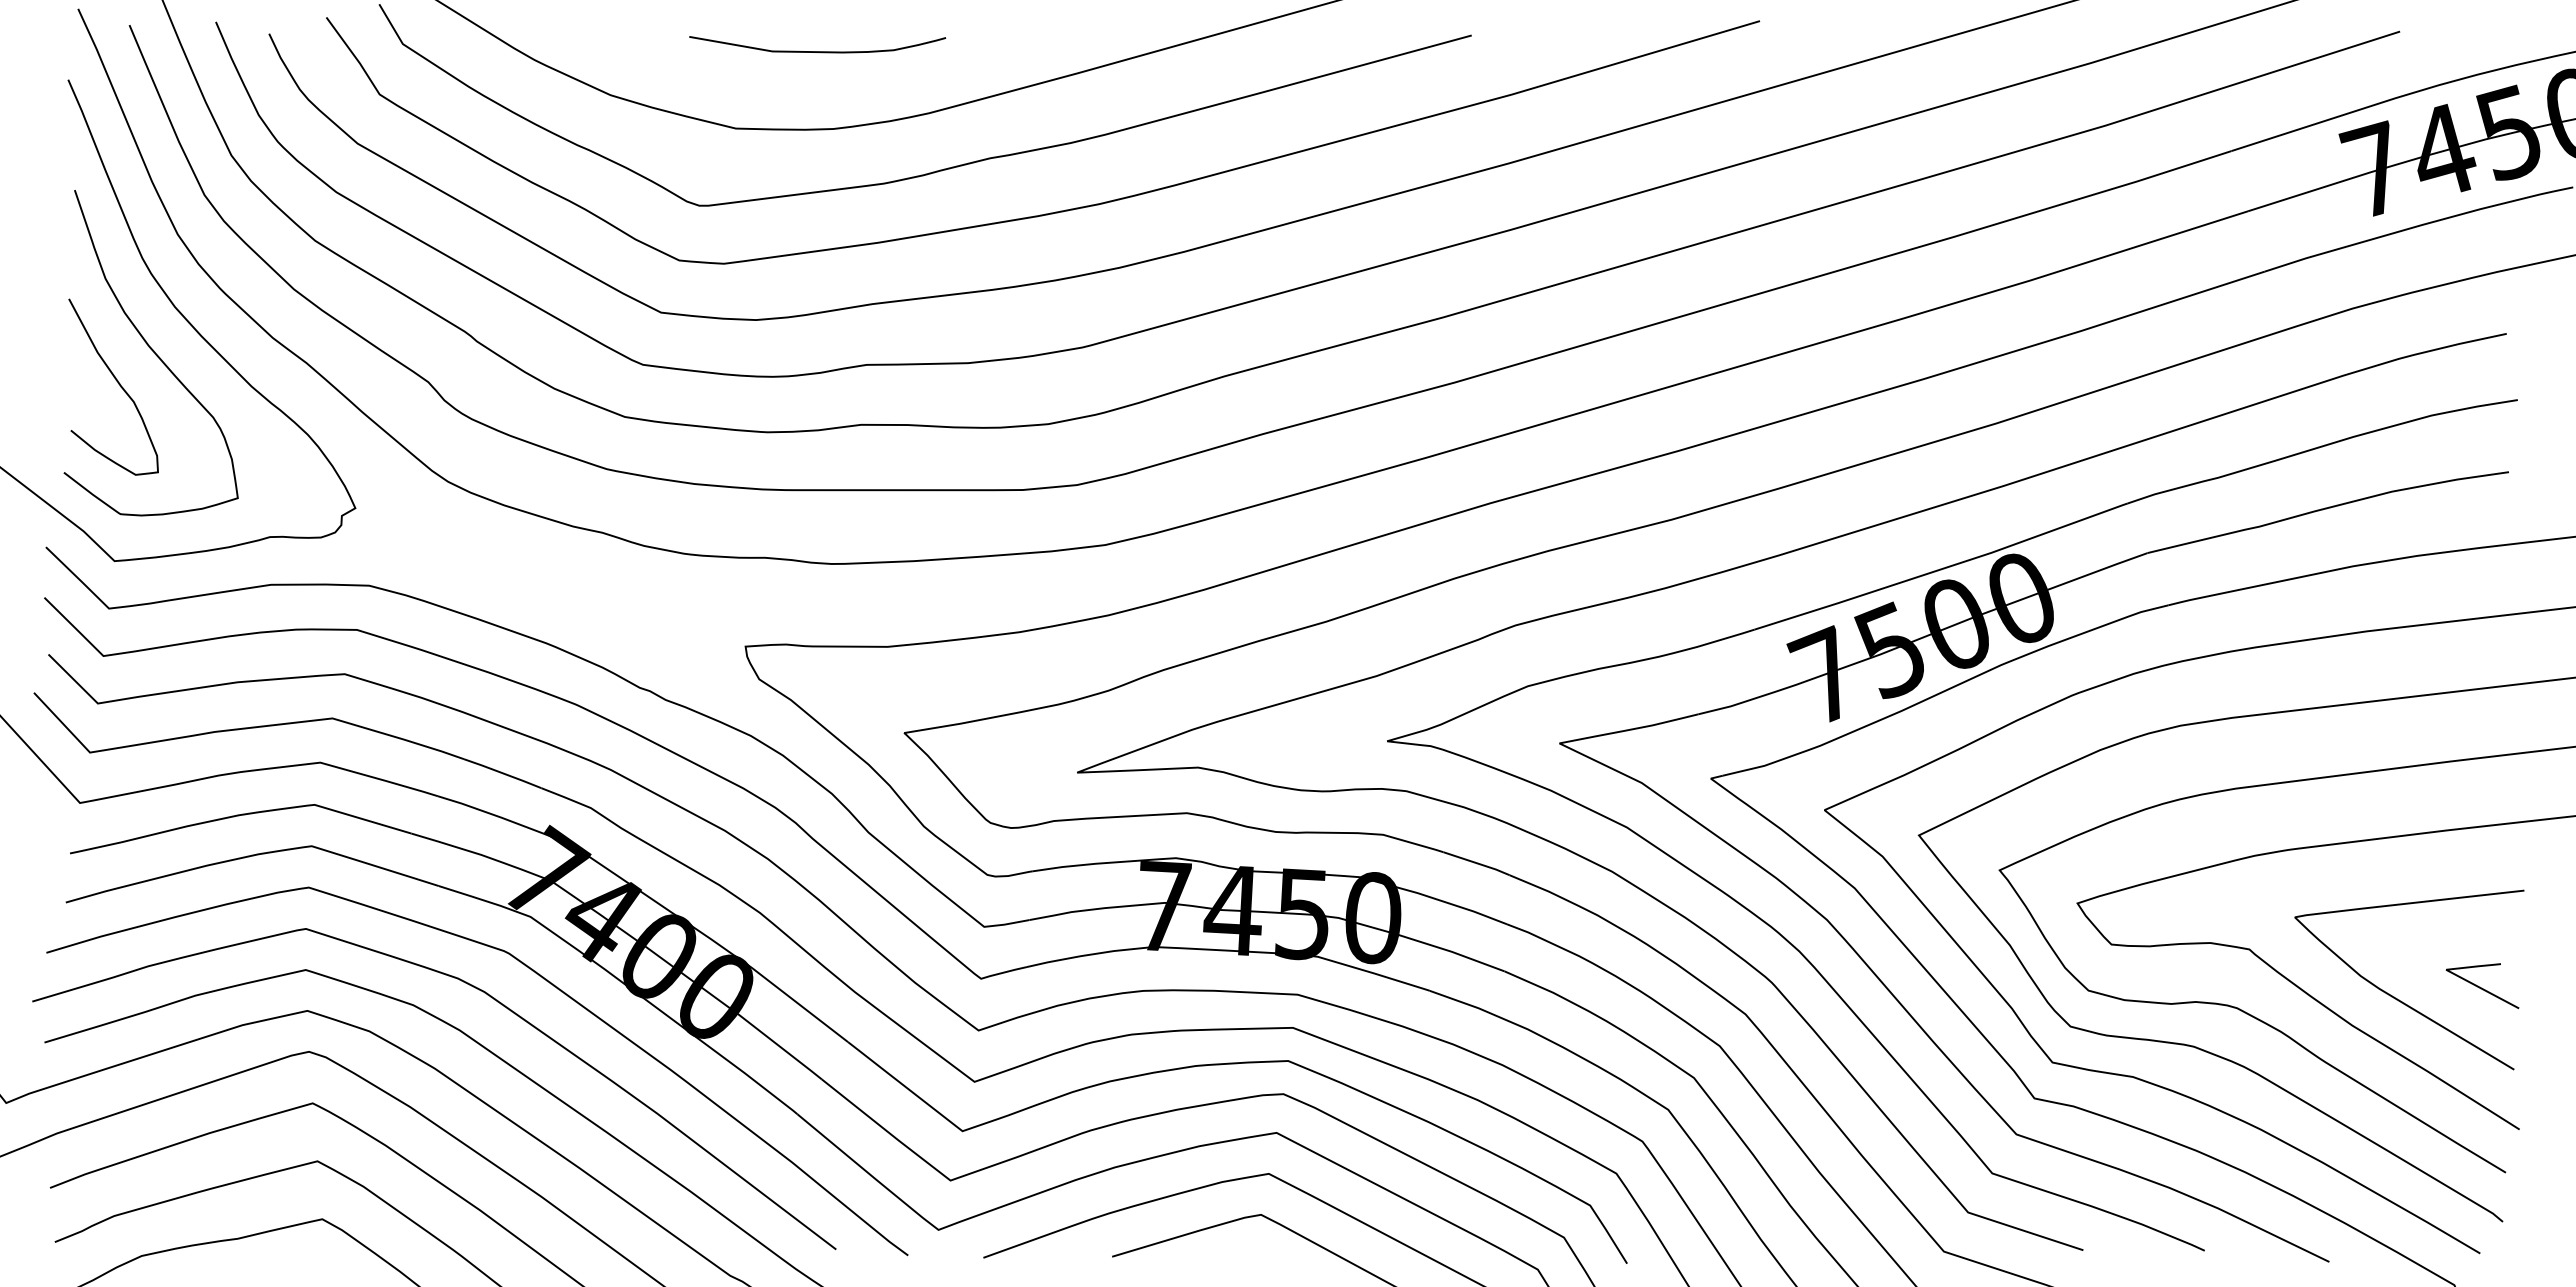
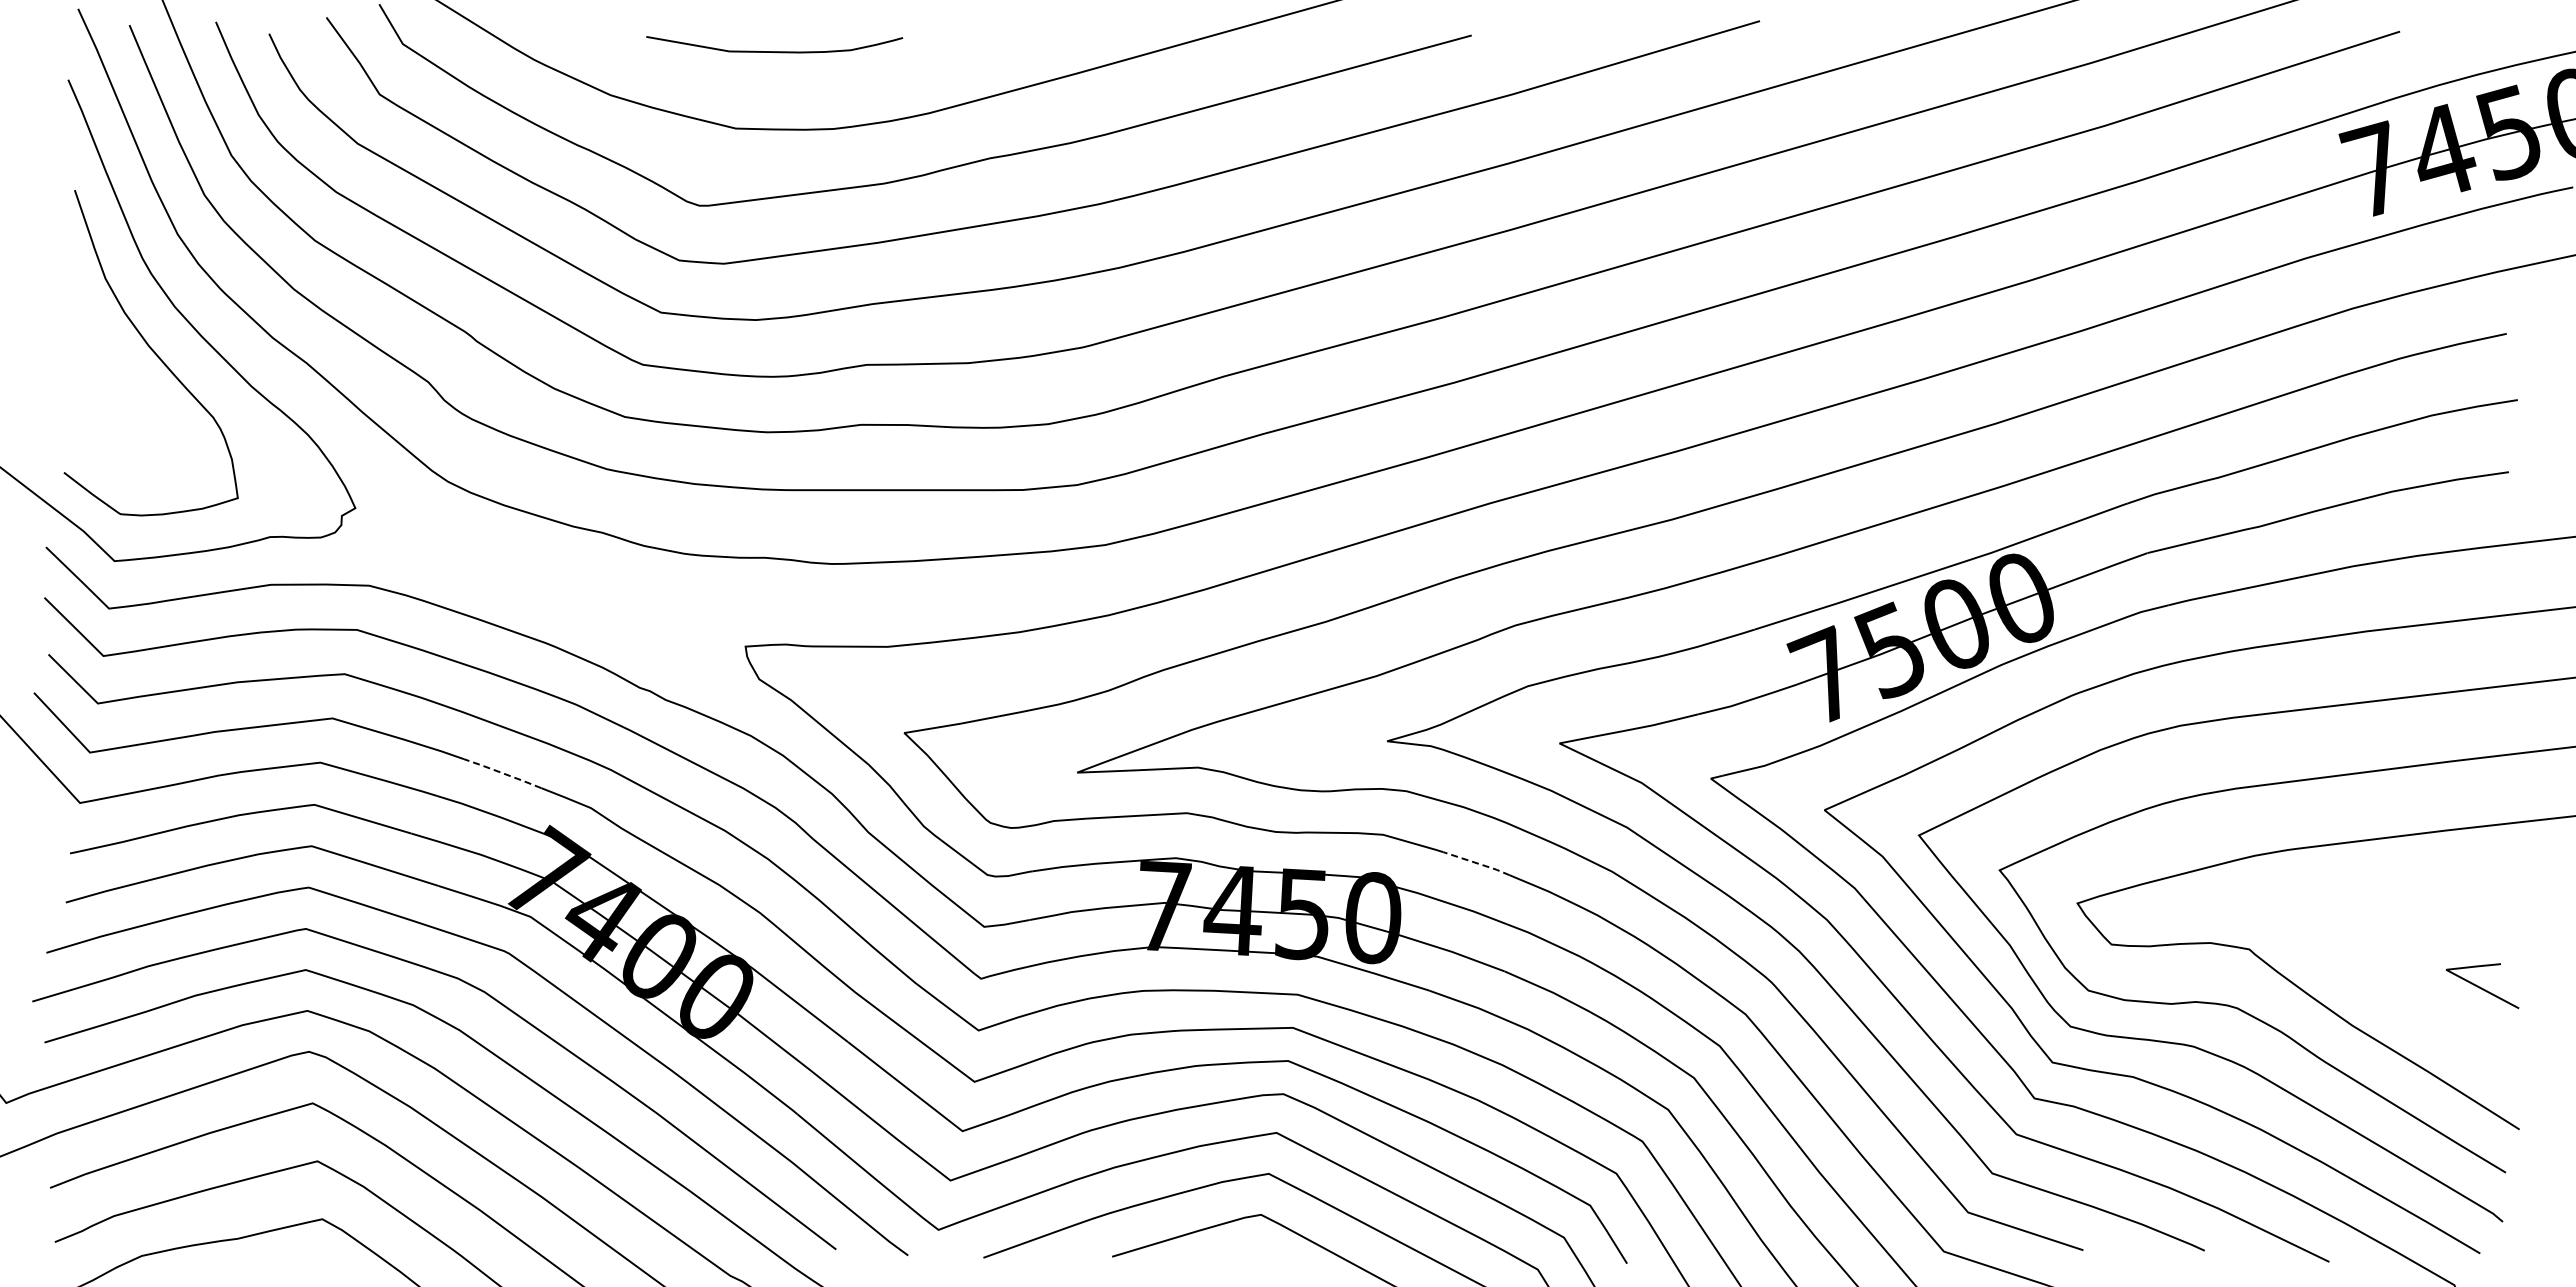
curve position: (817, 51) -> (774, 51) (774, 51)
curve: present -> none (118, 384)
line: solid -> dashed (502, 773)
line: solid -> dashed (1476, 863)
curve: present -> none (2399, 999)
